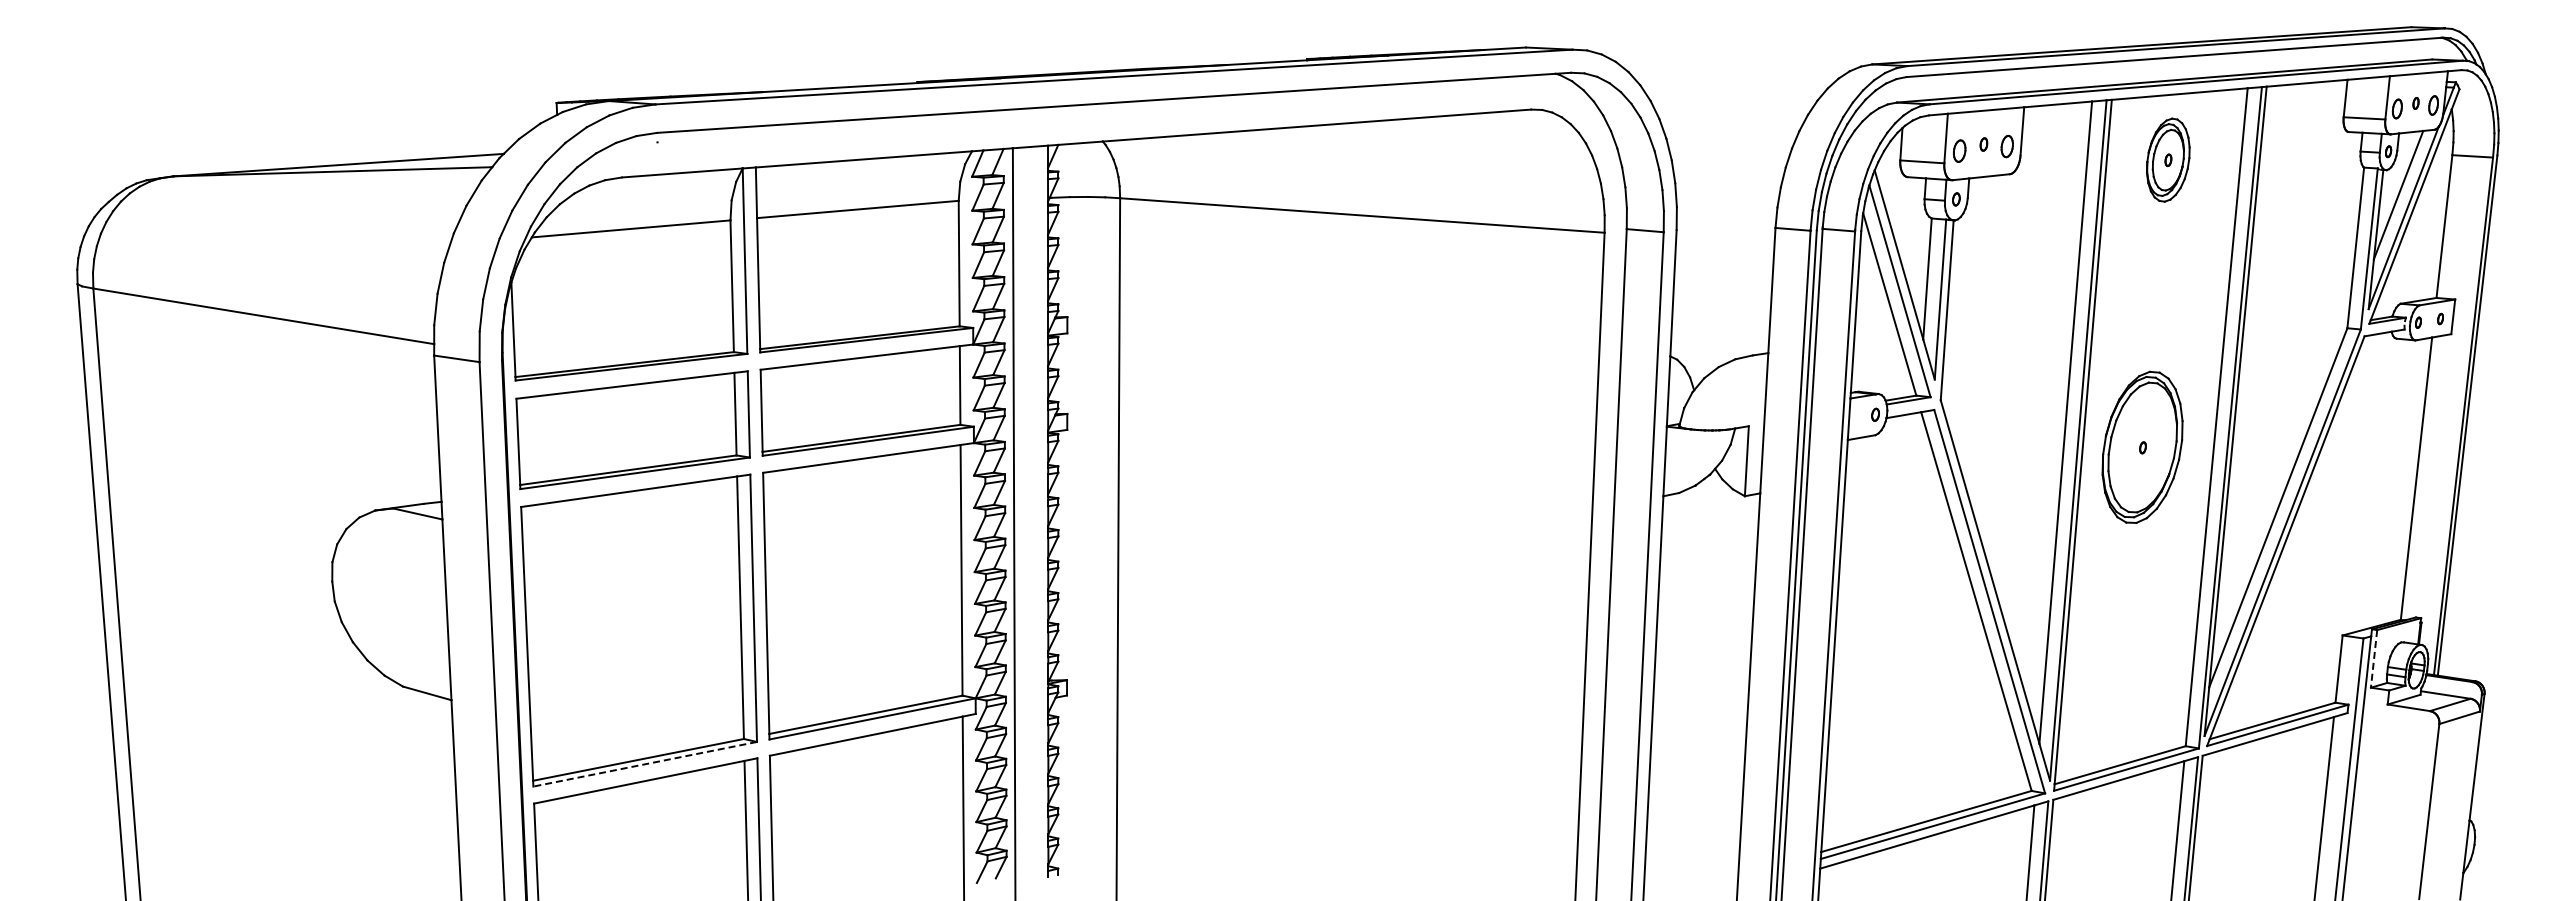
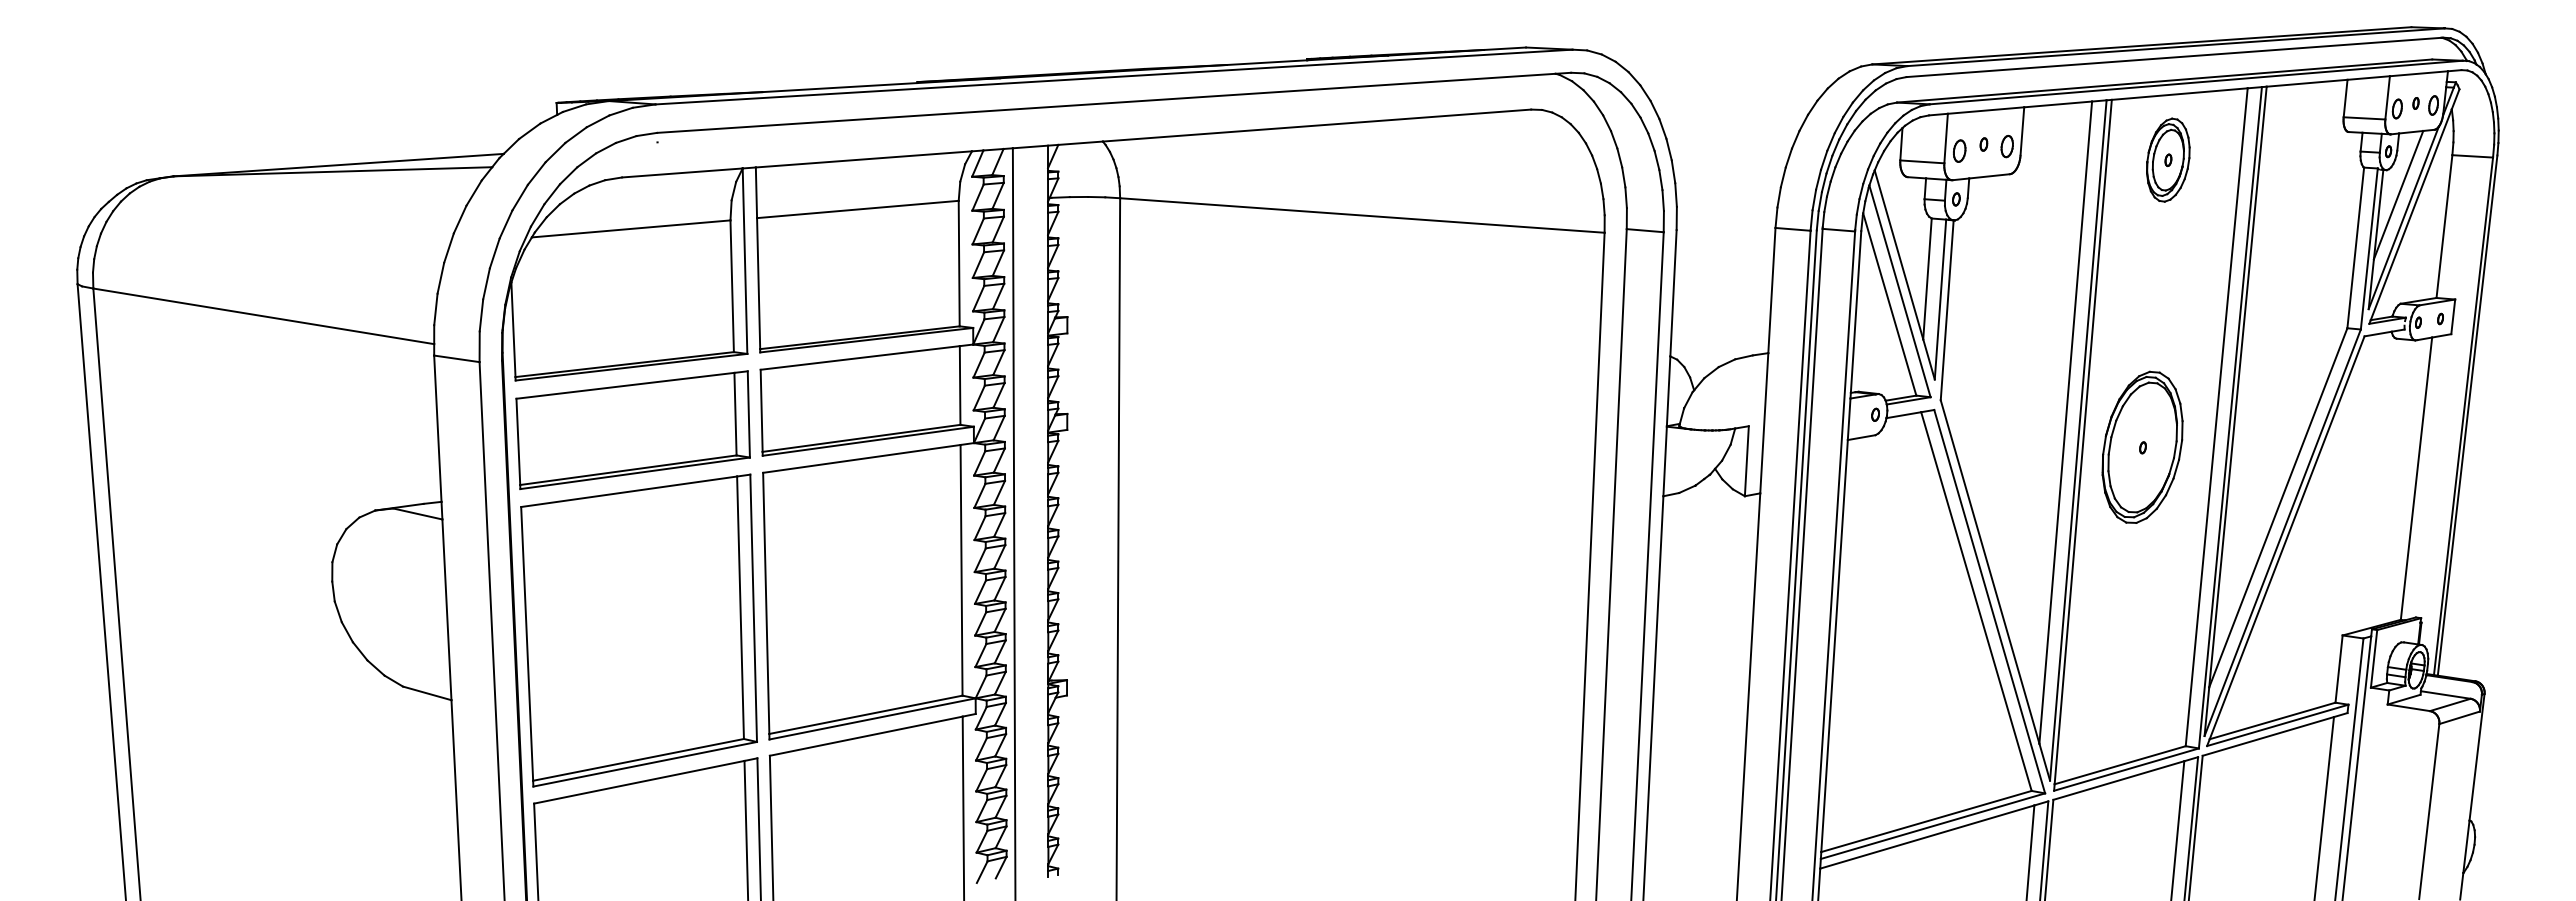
line: dashed -> solid (2374, 658)
line: dashed -> solid (644, 764)
